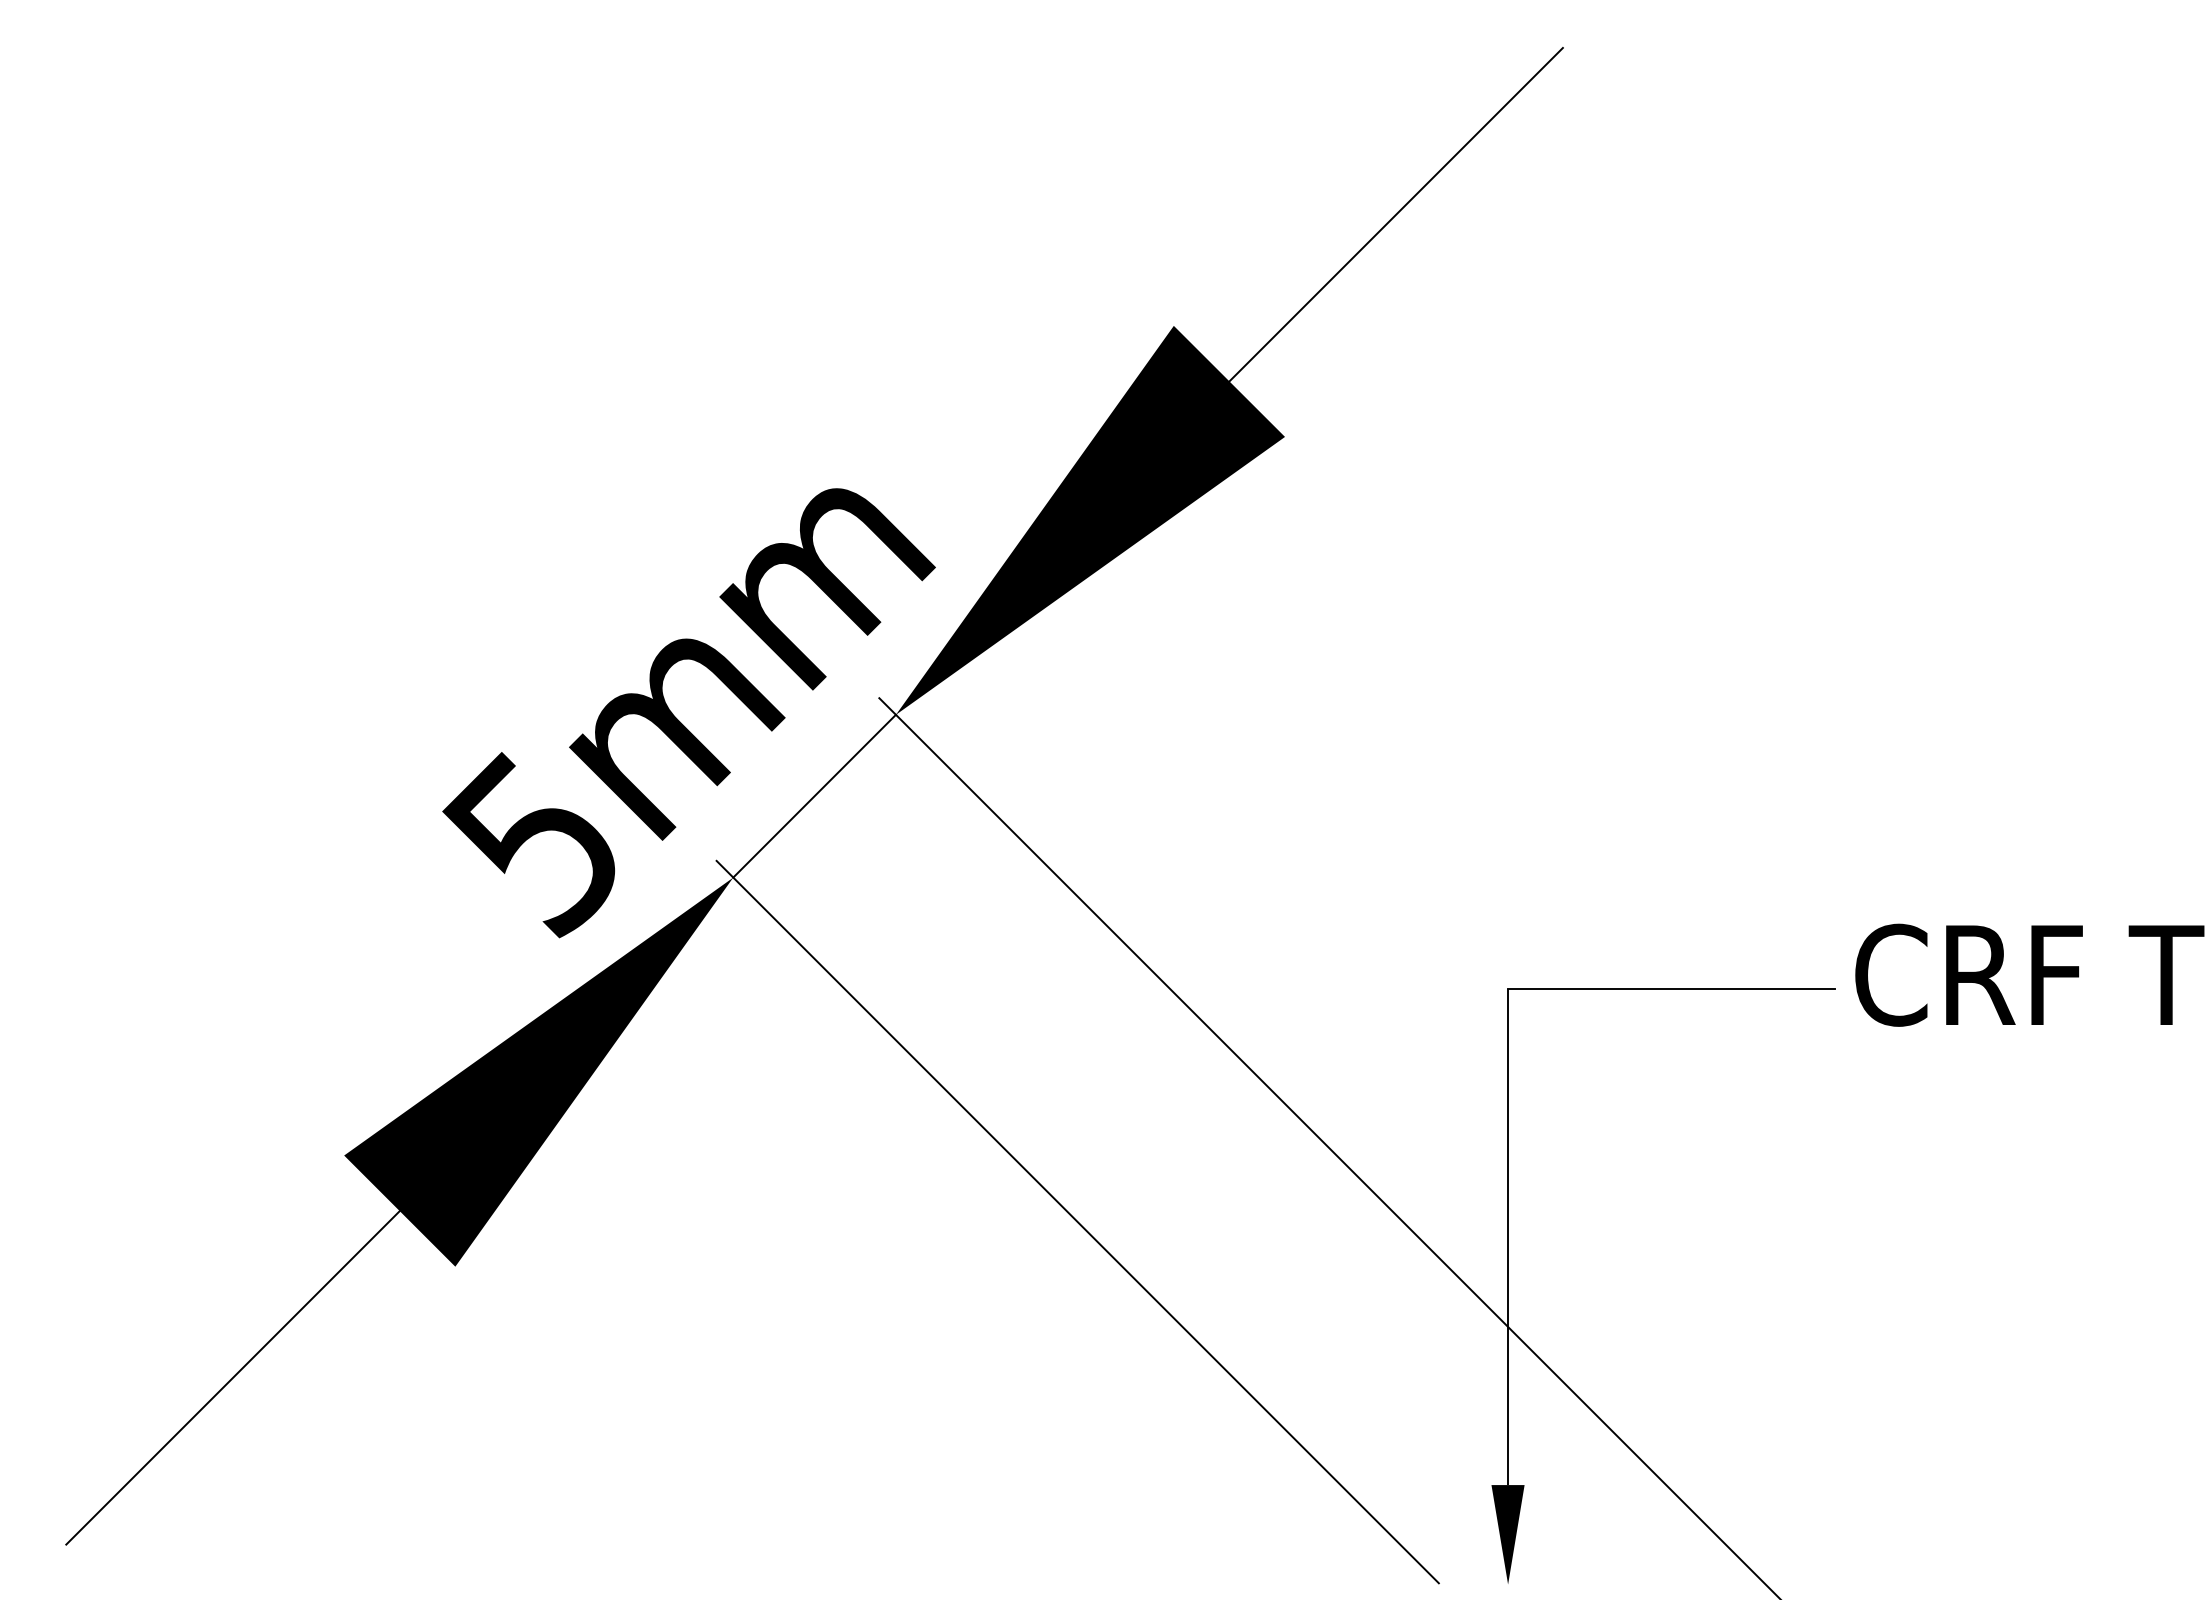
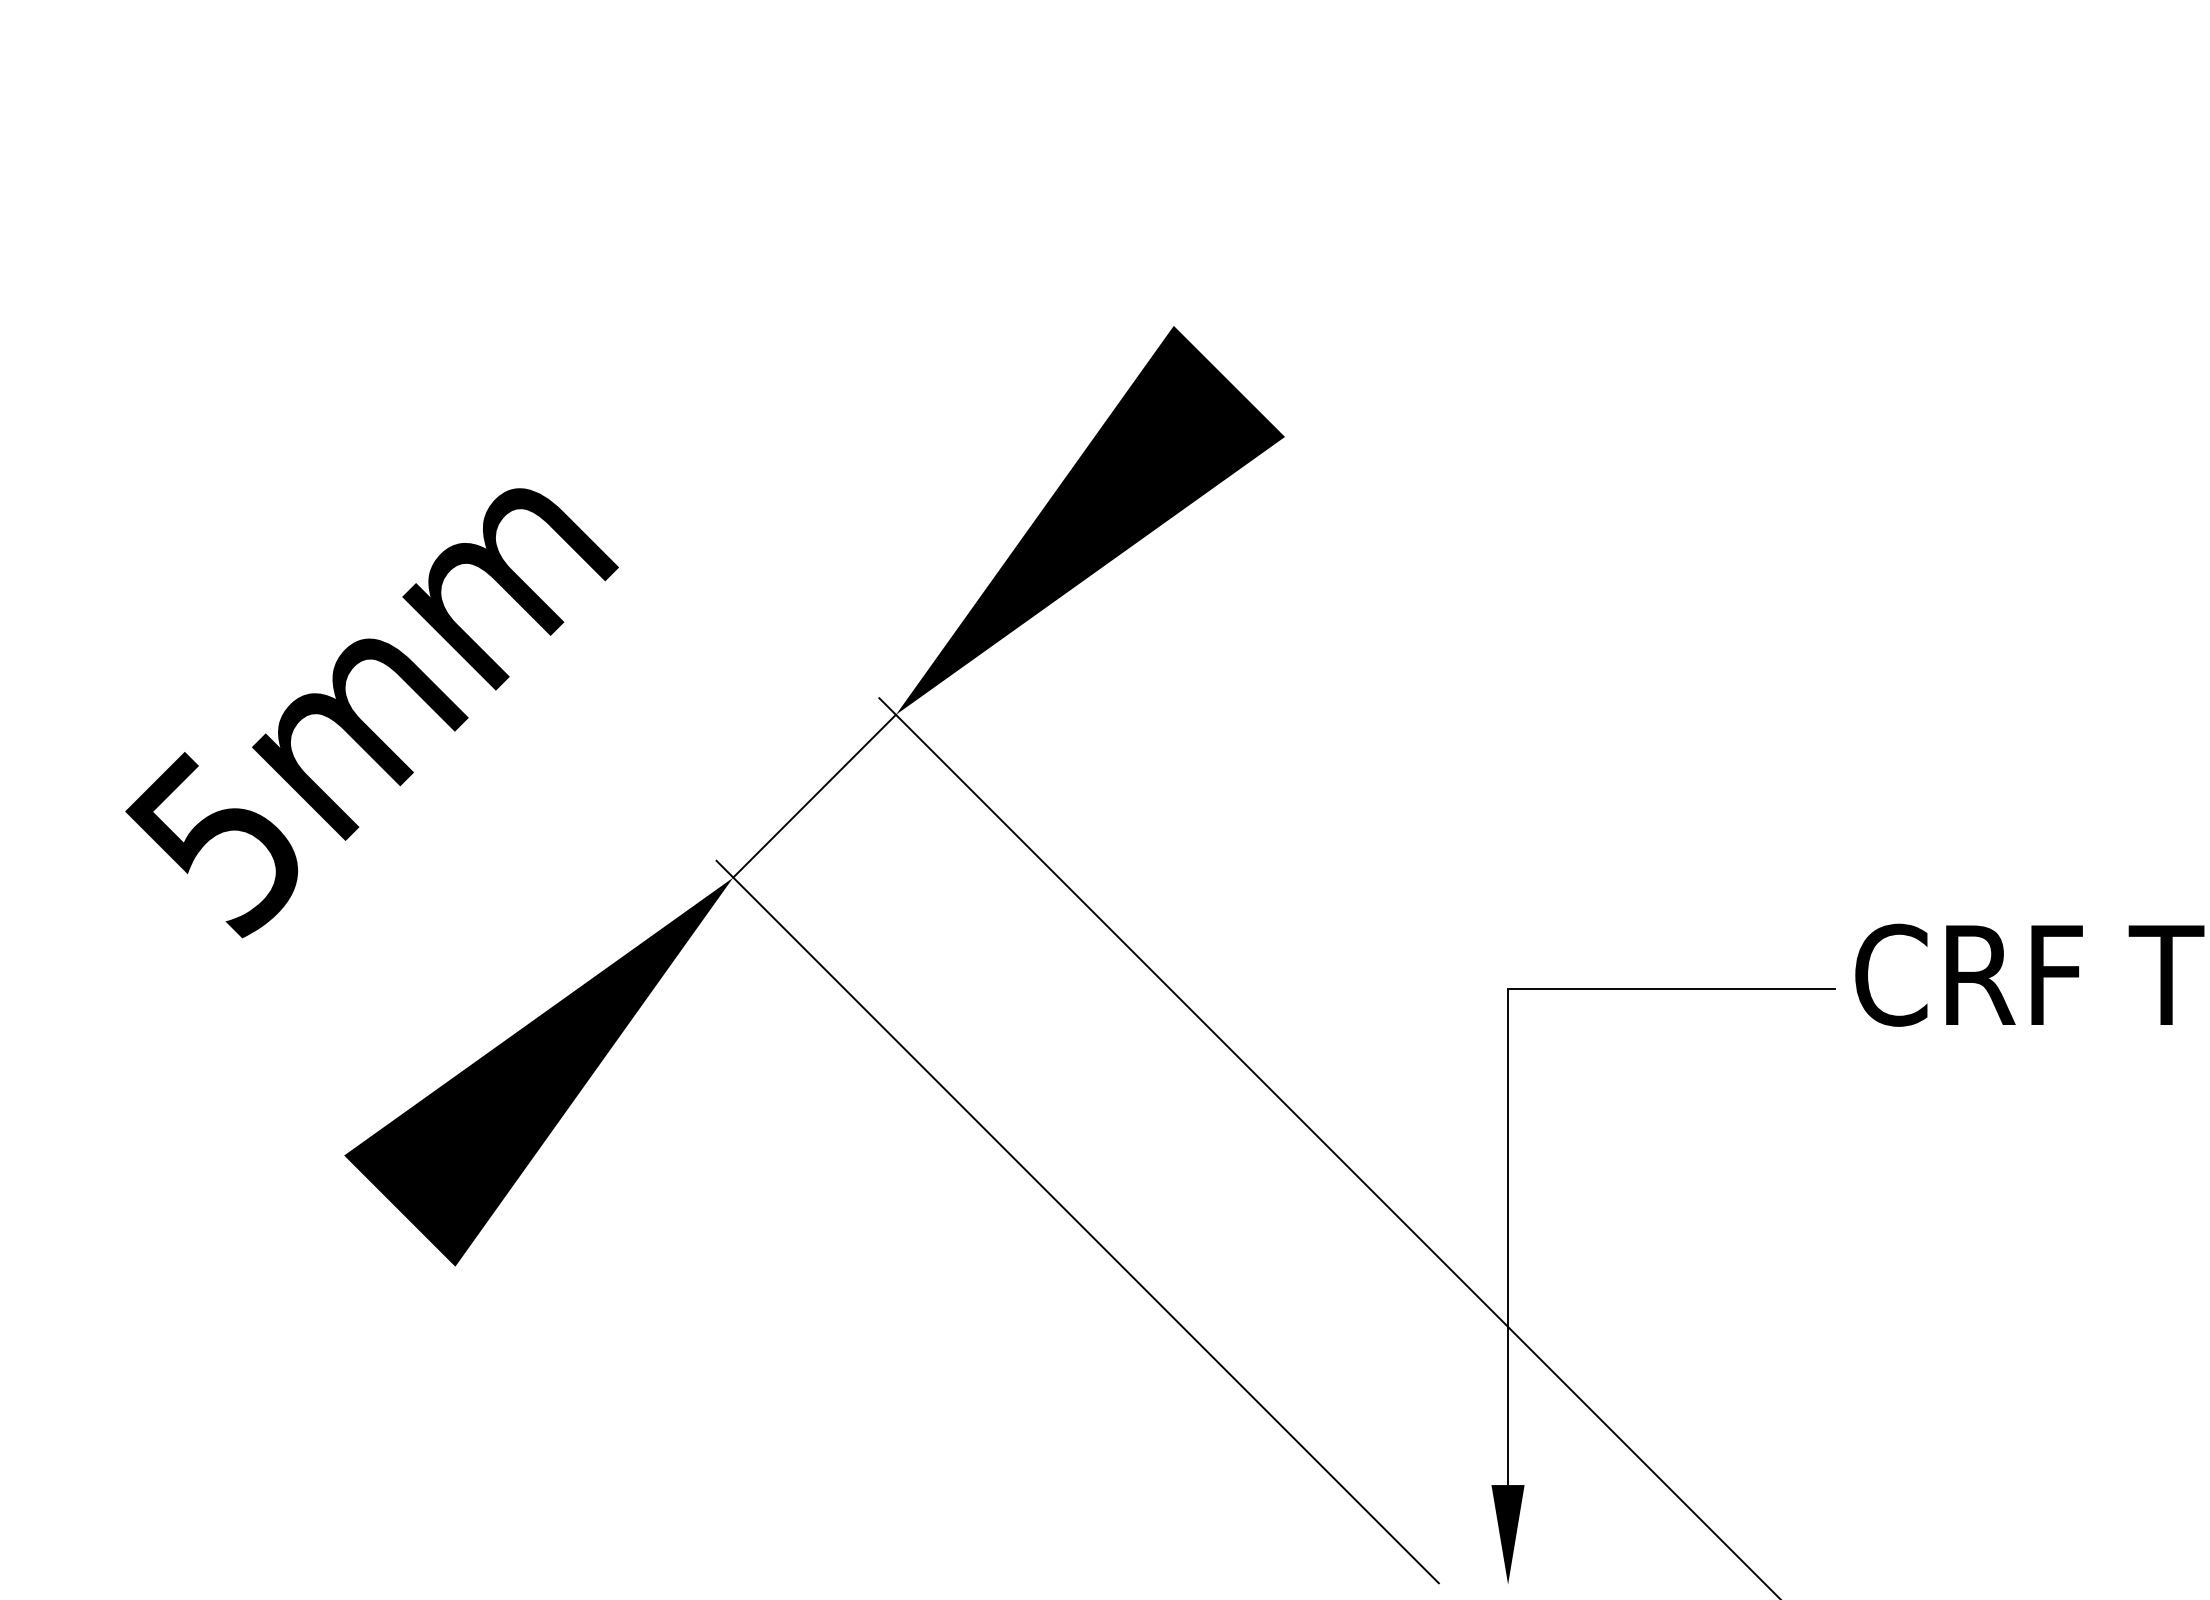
line: present -> none (1395, 214)
text position: (688, 713) -> (371, 713) (371, 713)
line: present -> none (232, 1377)
